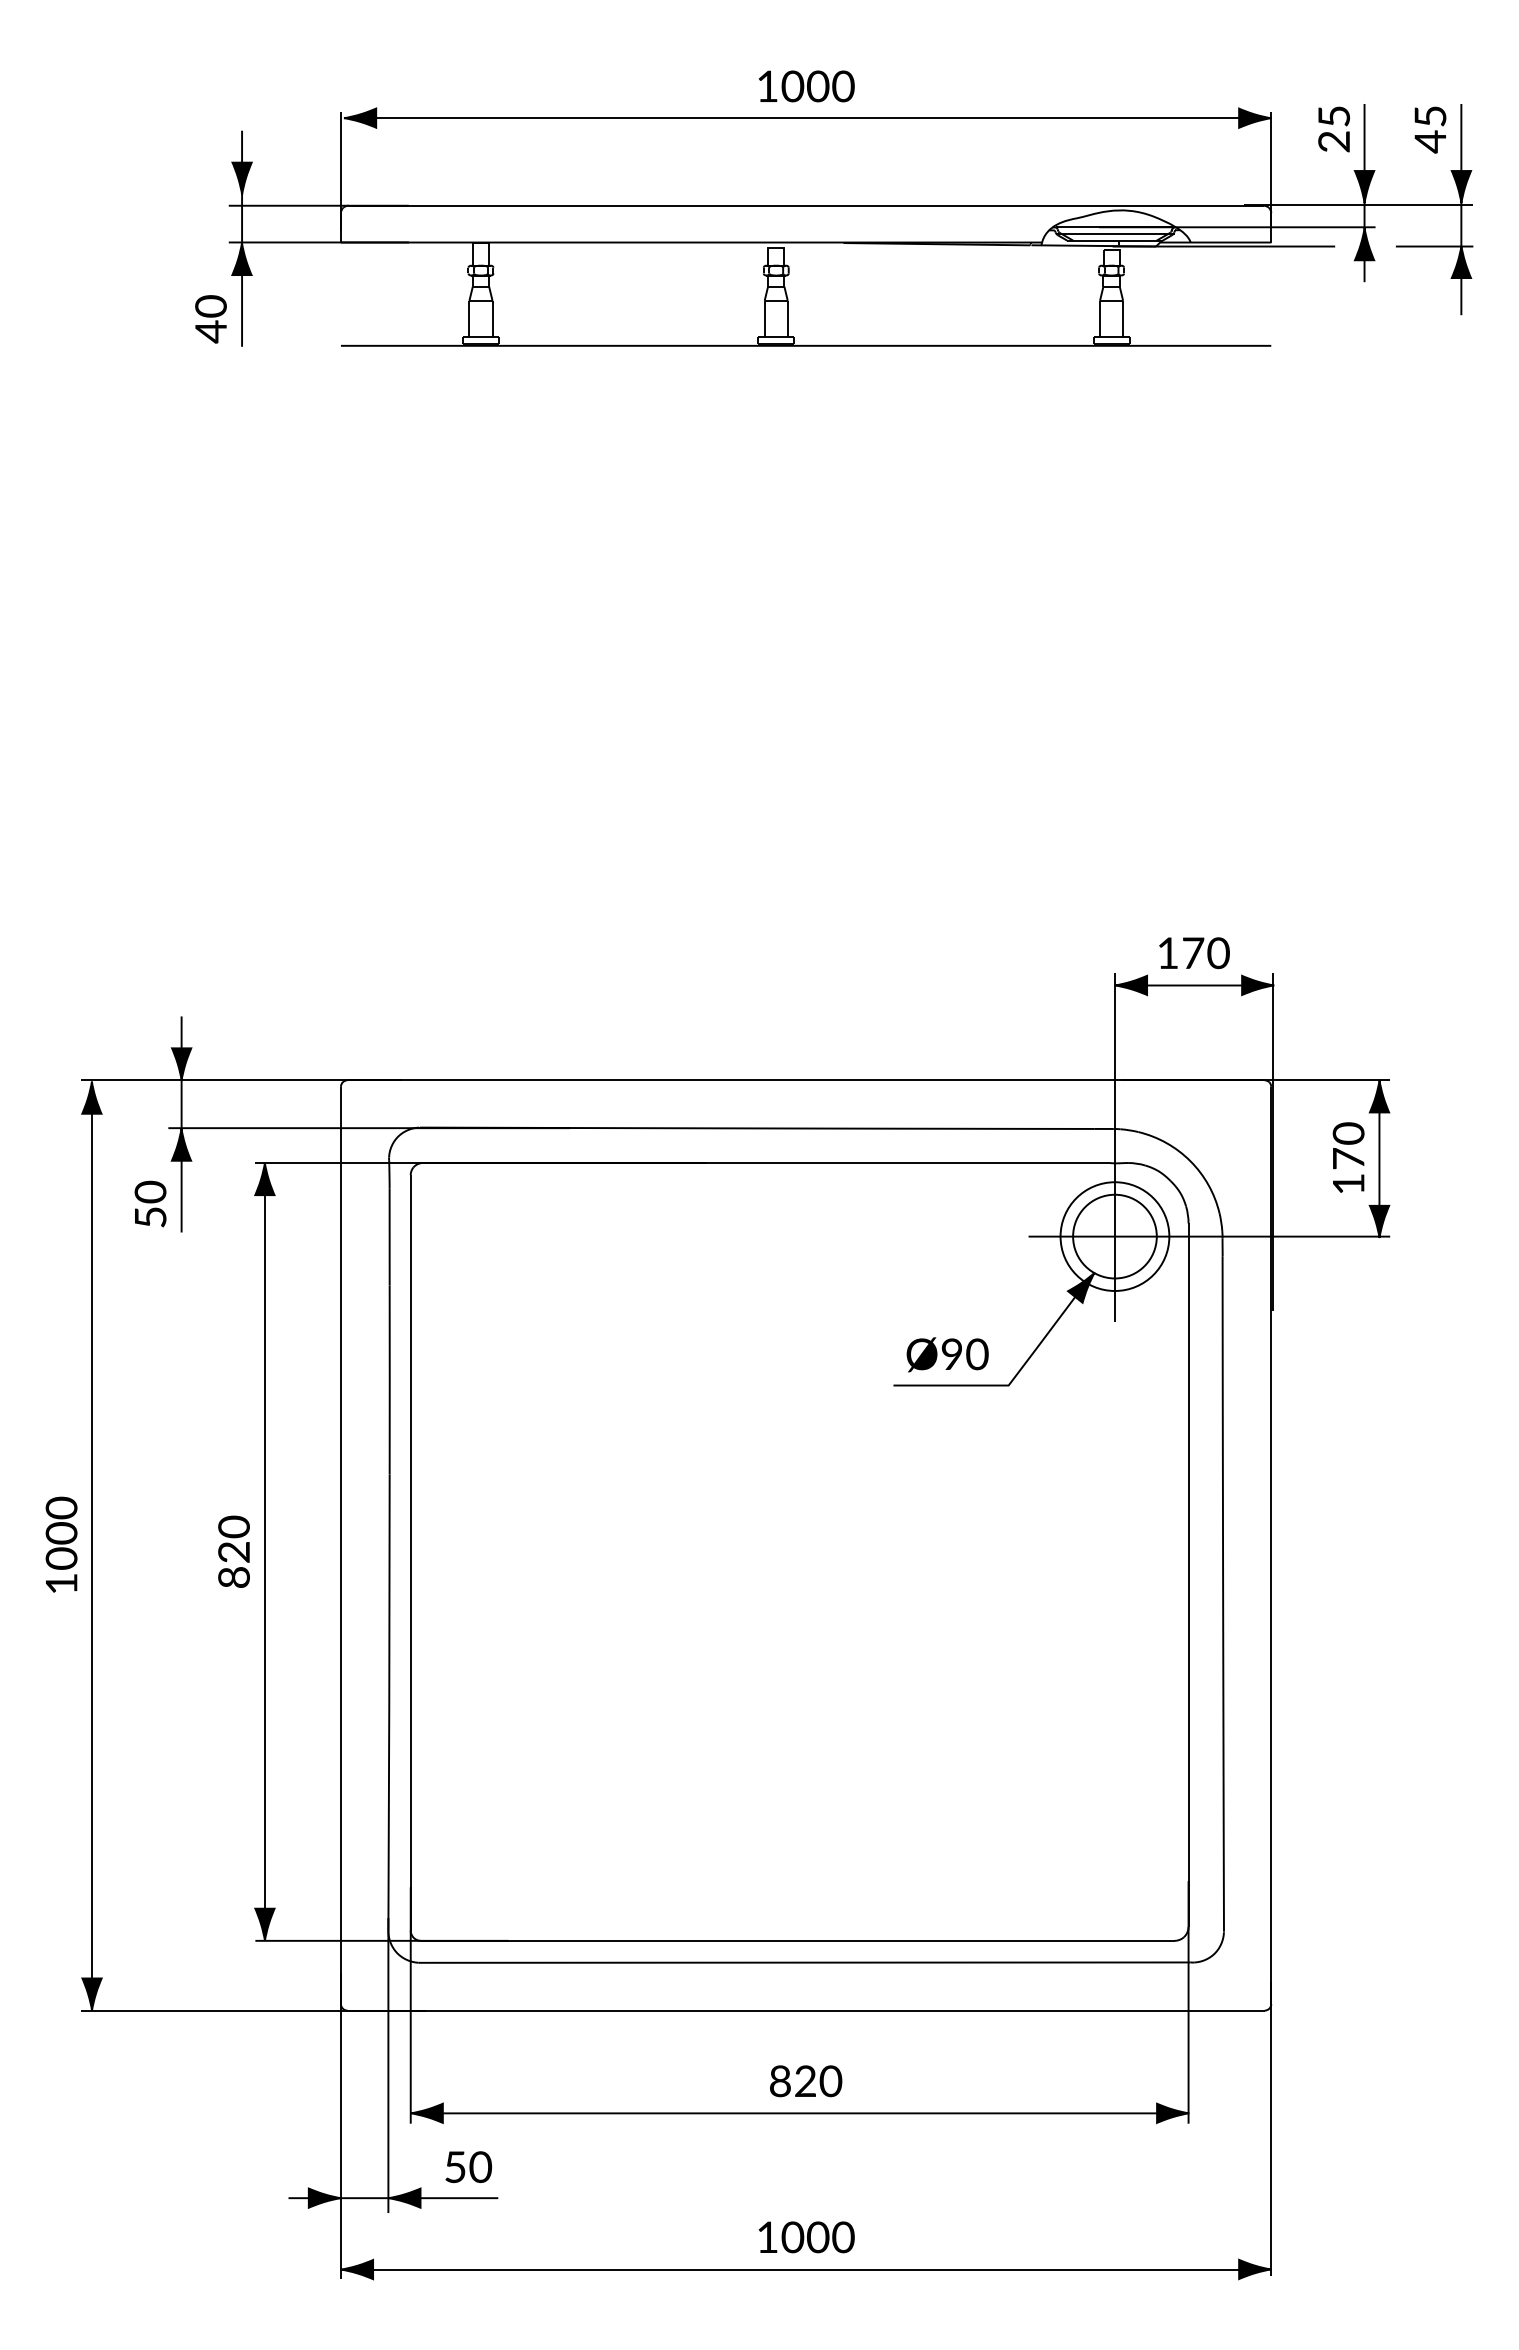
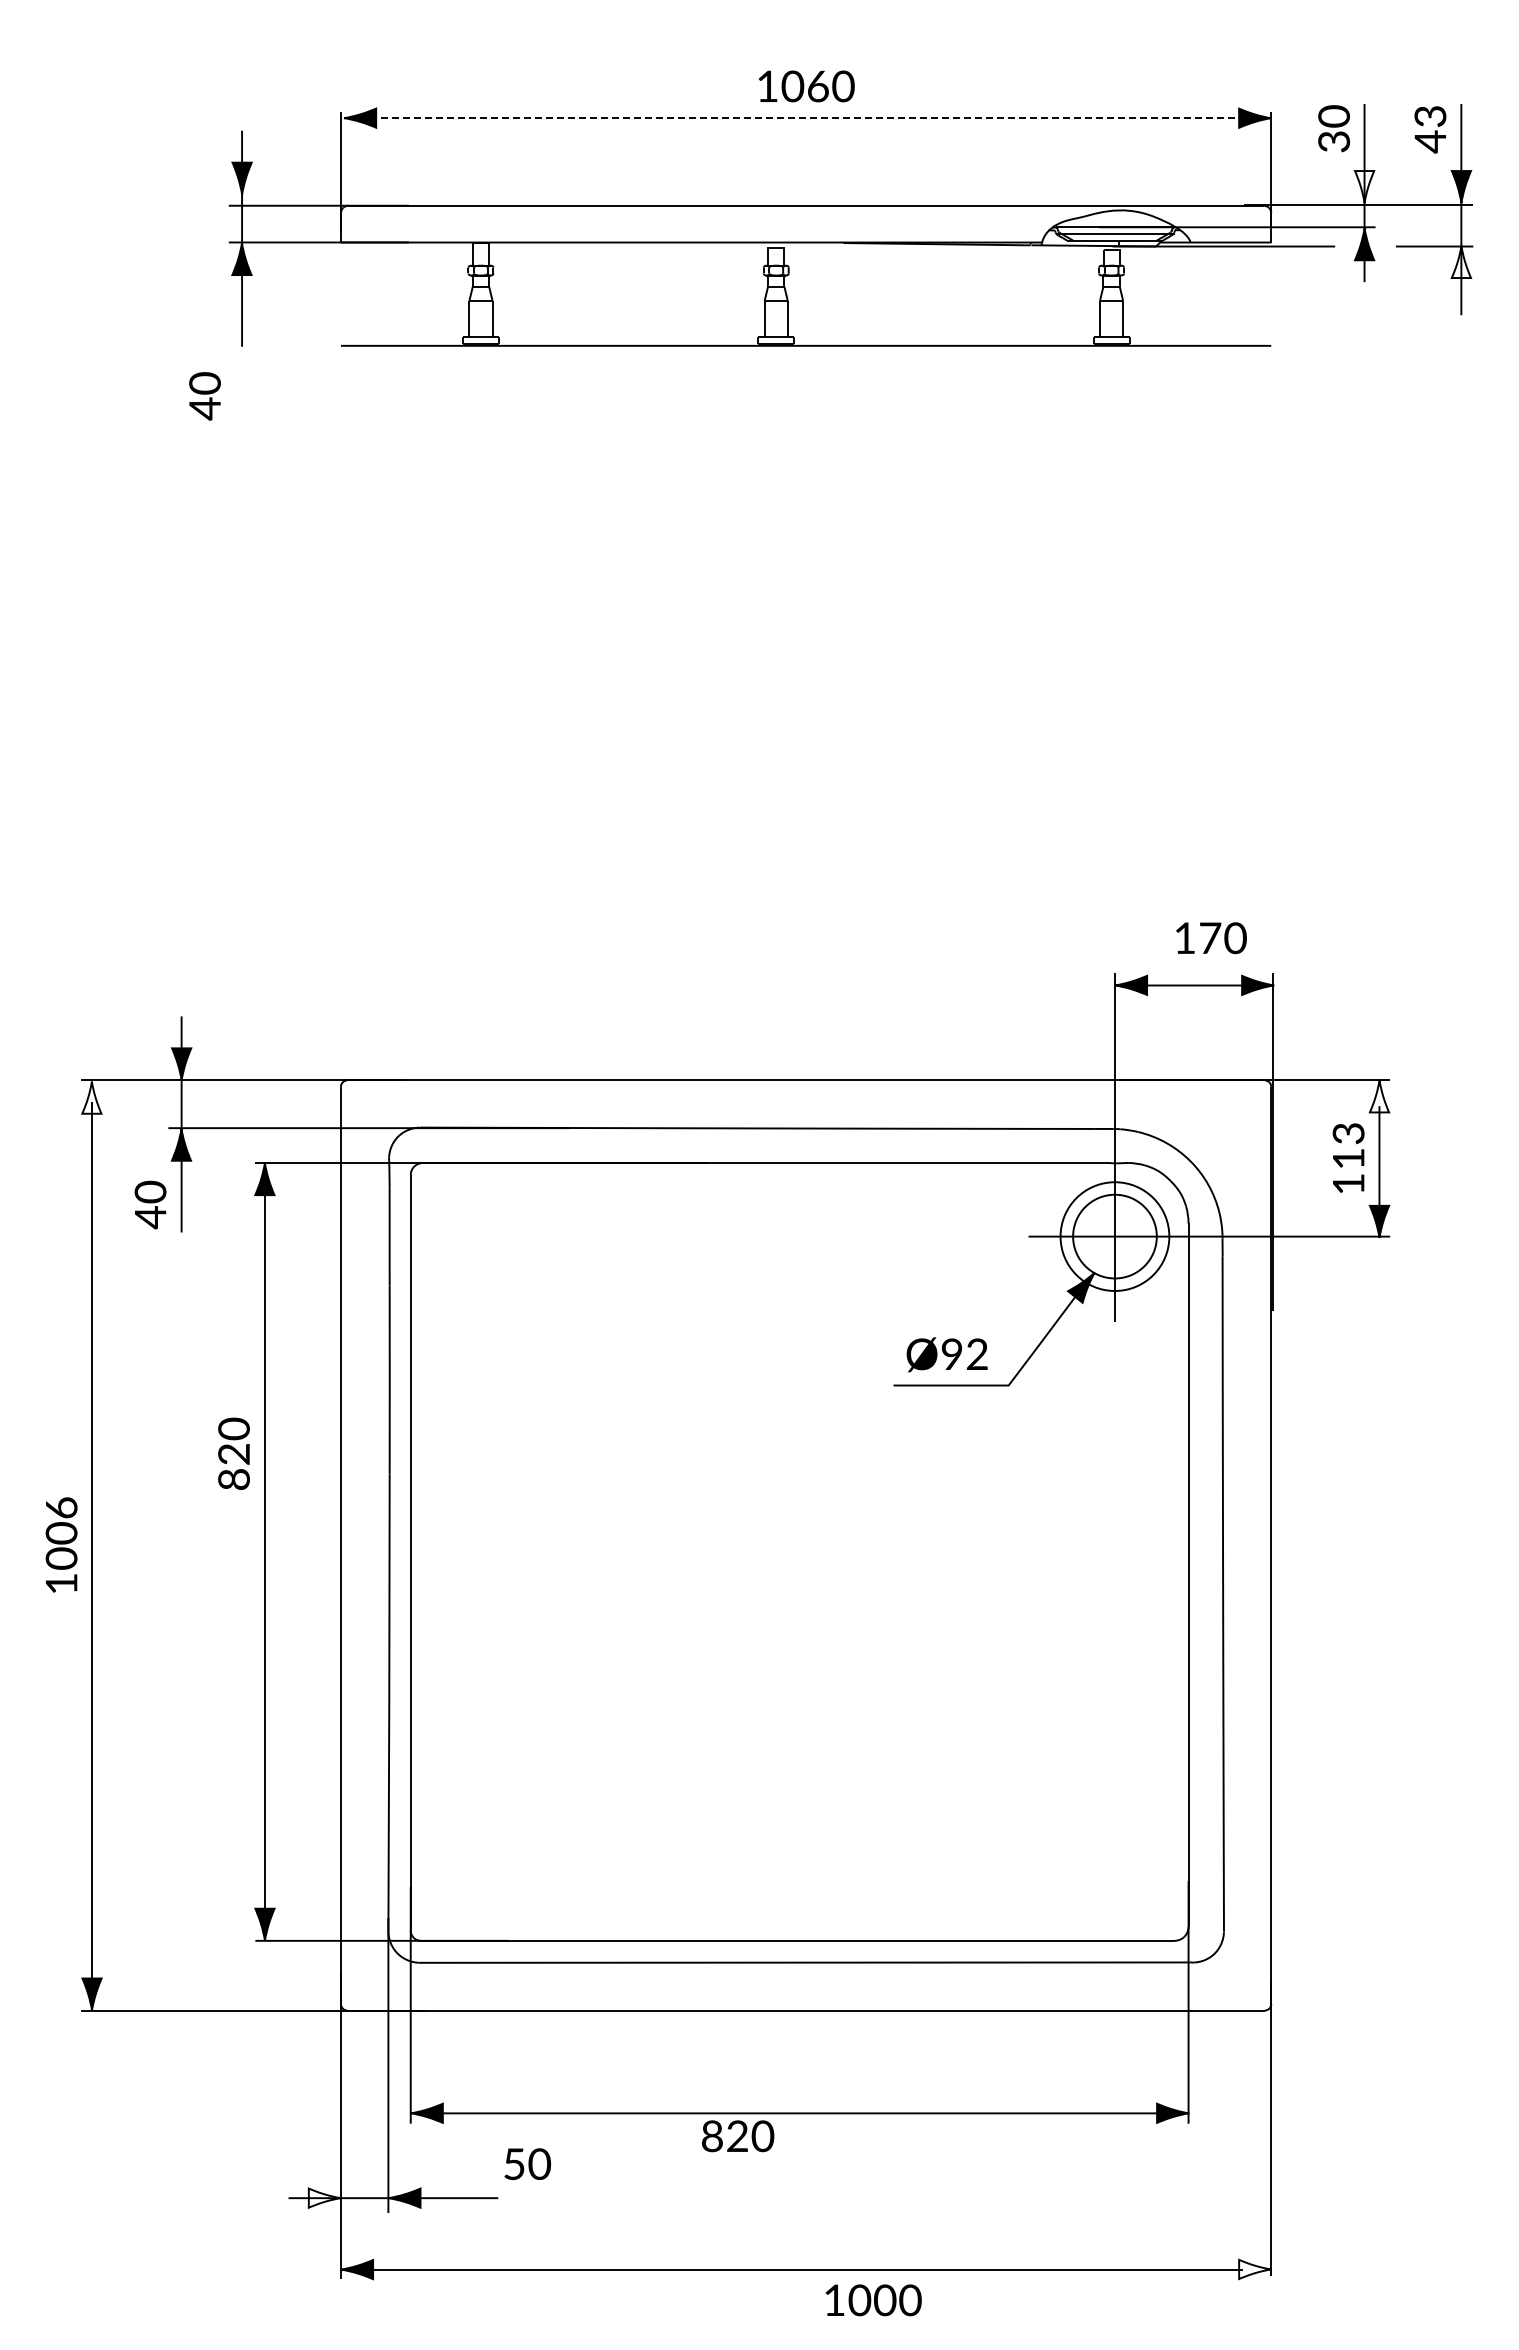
text: 1000 -> 1060 (818, 85)
text: 45 -> 43 (1430, 116)
line: solid -> dashed (807, 118)
text: 25 -> 30 (1333, 128)
fill: present -> none (1364, 187)
fill: present -> none (1460, 261)
text position: (210, 319) -> (204, 396) (204, 396)
text position: (1194, 953) -> (1211, 938) (1211, 938)
fill: present -> none (1379, 1096)
fill: present -> none (91, 1097)
text: 170 -> 113 (1348, 1145)
text: 50 -> 40 (150, 1217)
text: Ø90 -> Ø92 (977, 1354)
text: 1000 -> 1006 (60, 1507)
text position: (233, 1551) -> (233, 1453) (233, 1453)
text position: (806, 2081) -> (738, 2136) (738, 2136)
text position: (468, 2167) -> (527, 2164) (527, 2164)
fill: present -> none (324, 2197)
text position: (806, 2237) -> (873, 2300) (873, 2300)
fill: present -> none (1255, 2269)
